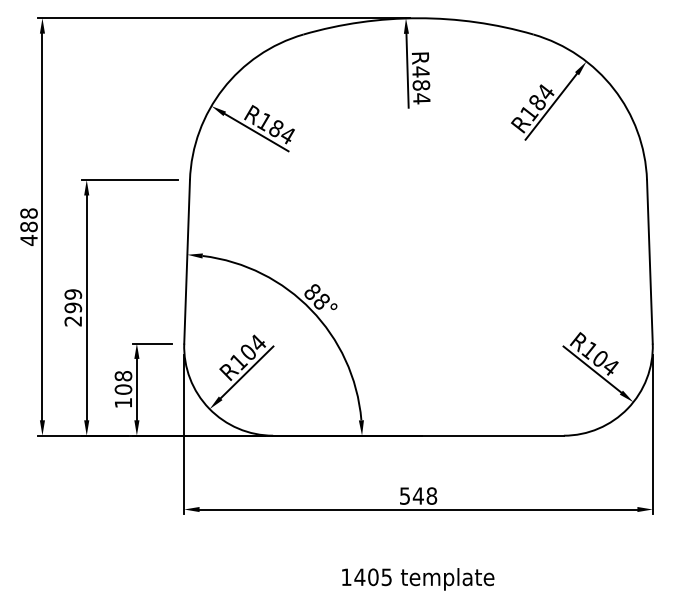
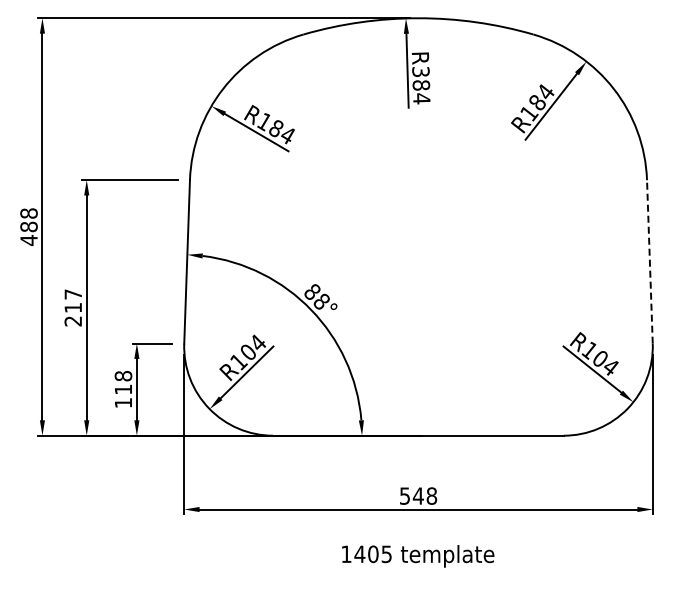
text: R484 -> R384 (420, 71)
line: solid -> dashed (649, 261)
text: 299 -> 217 (73, 301)
text: 108 -> 118 (123, 389)
text position: (418, 579) -> (418, 556) (418, 556)
